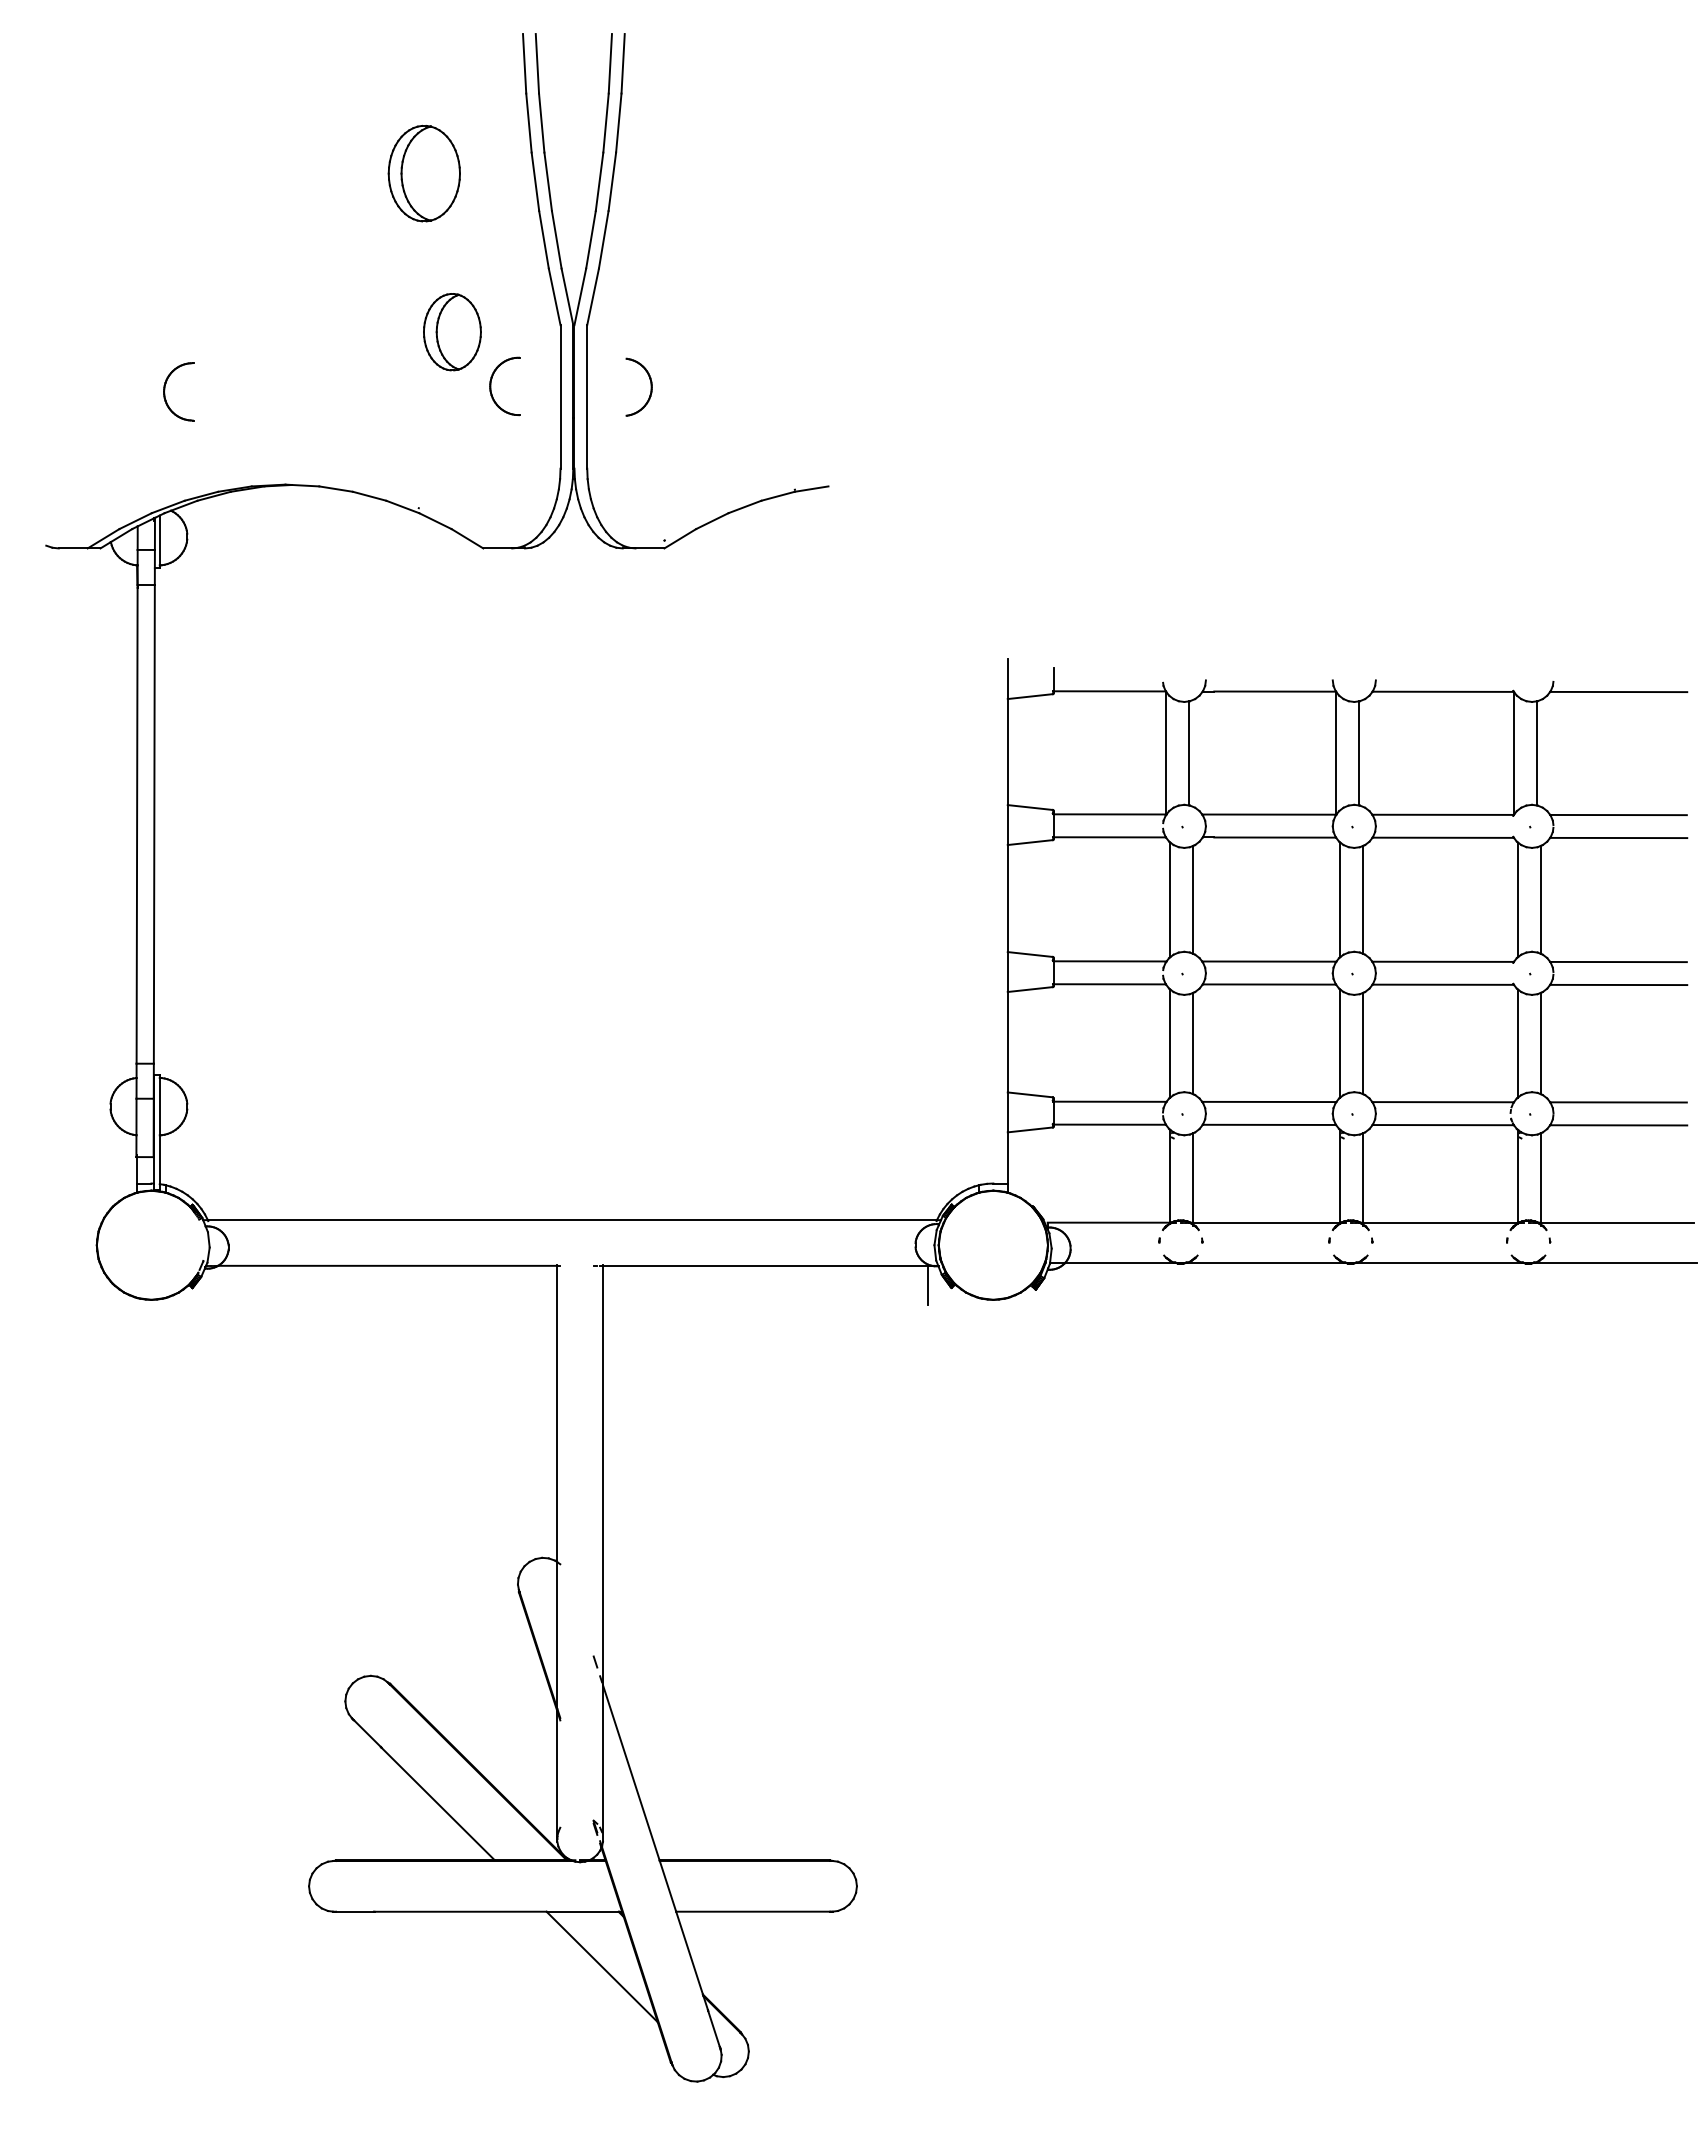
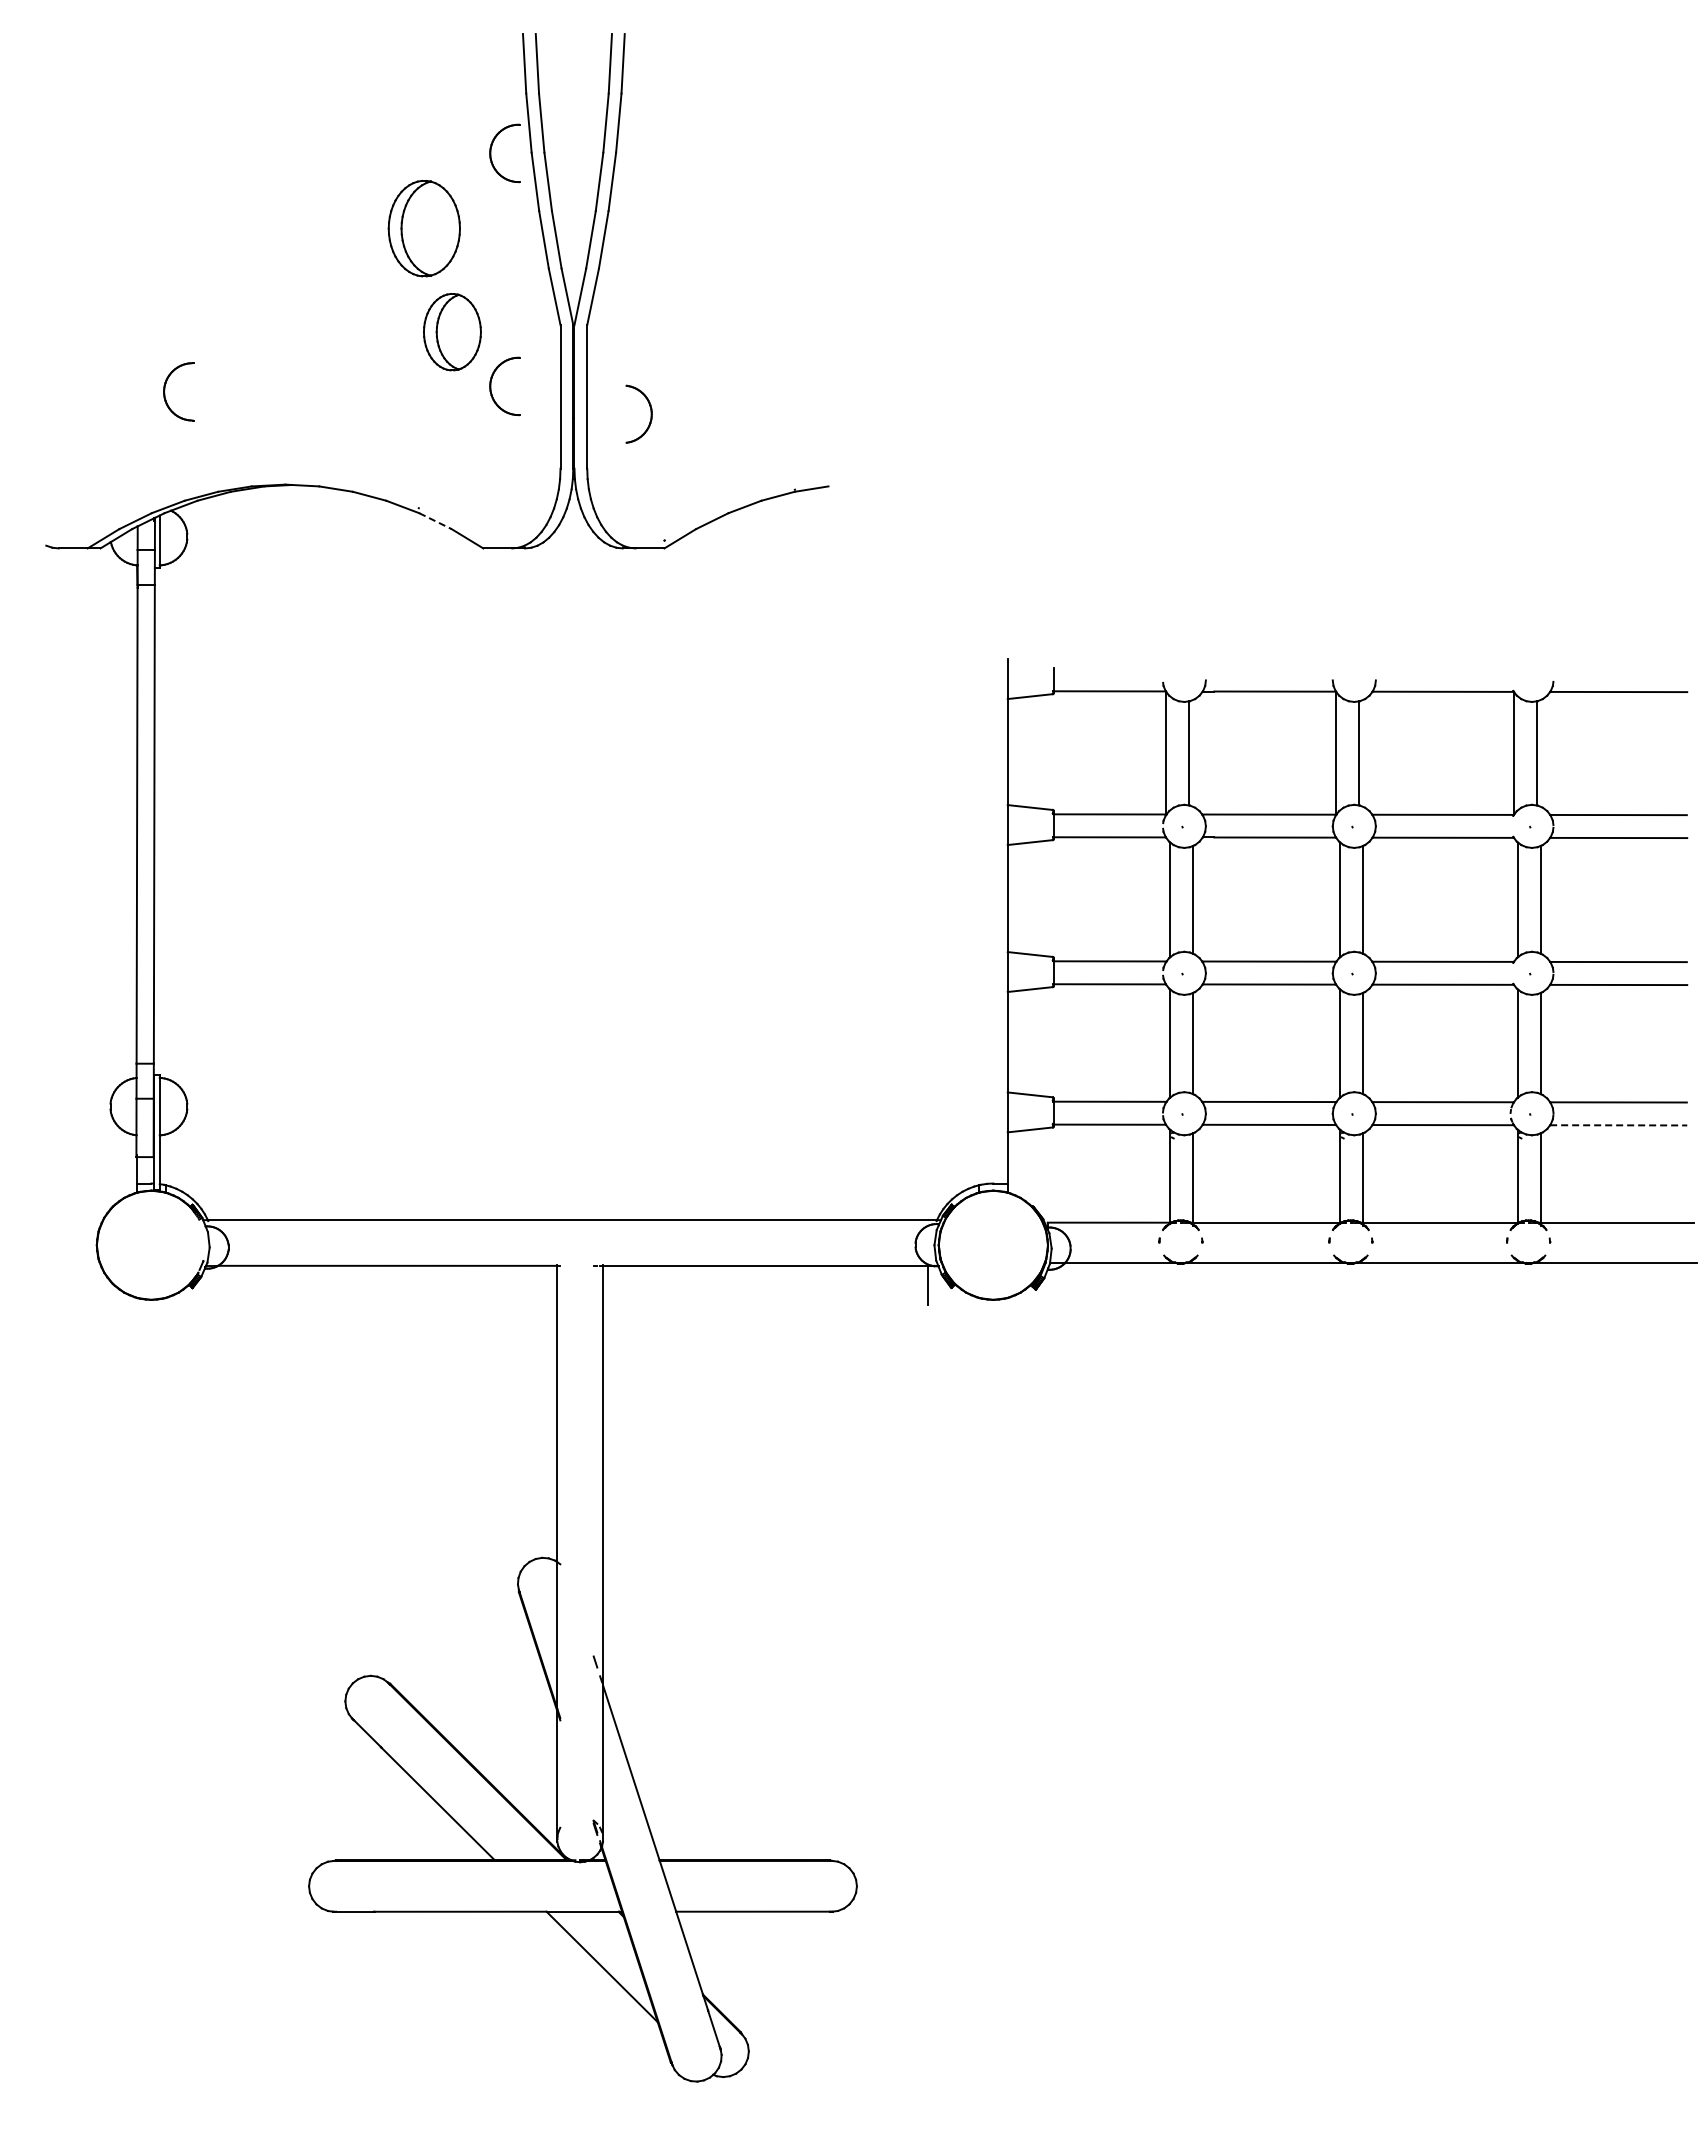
part: none -> present (491, 153)
part position: (423, 173) -> (423, 228) (423, 228)
part position: (650, 386) -> (650, 413) (650, 413)
line: solid -> dashed (435, 521)
line: solid -> dashed (1618, 1125)
